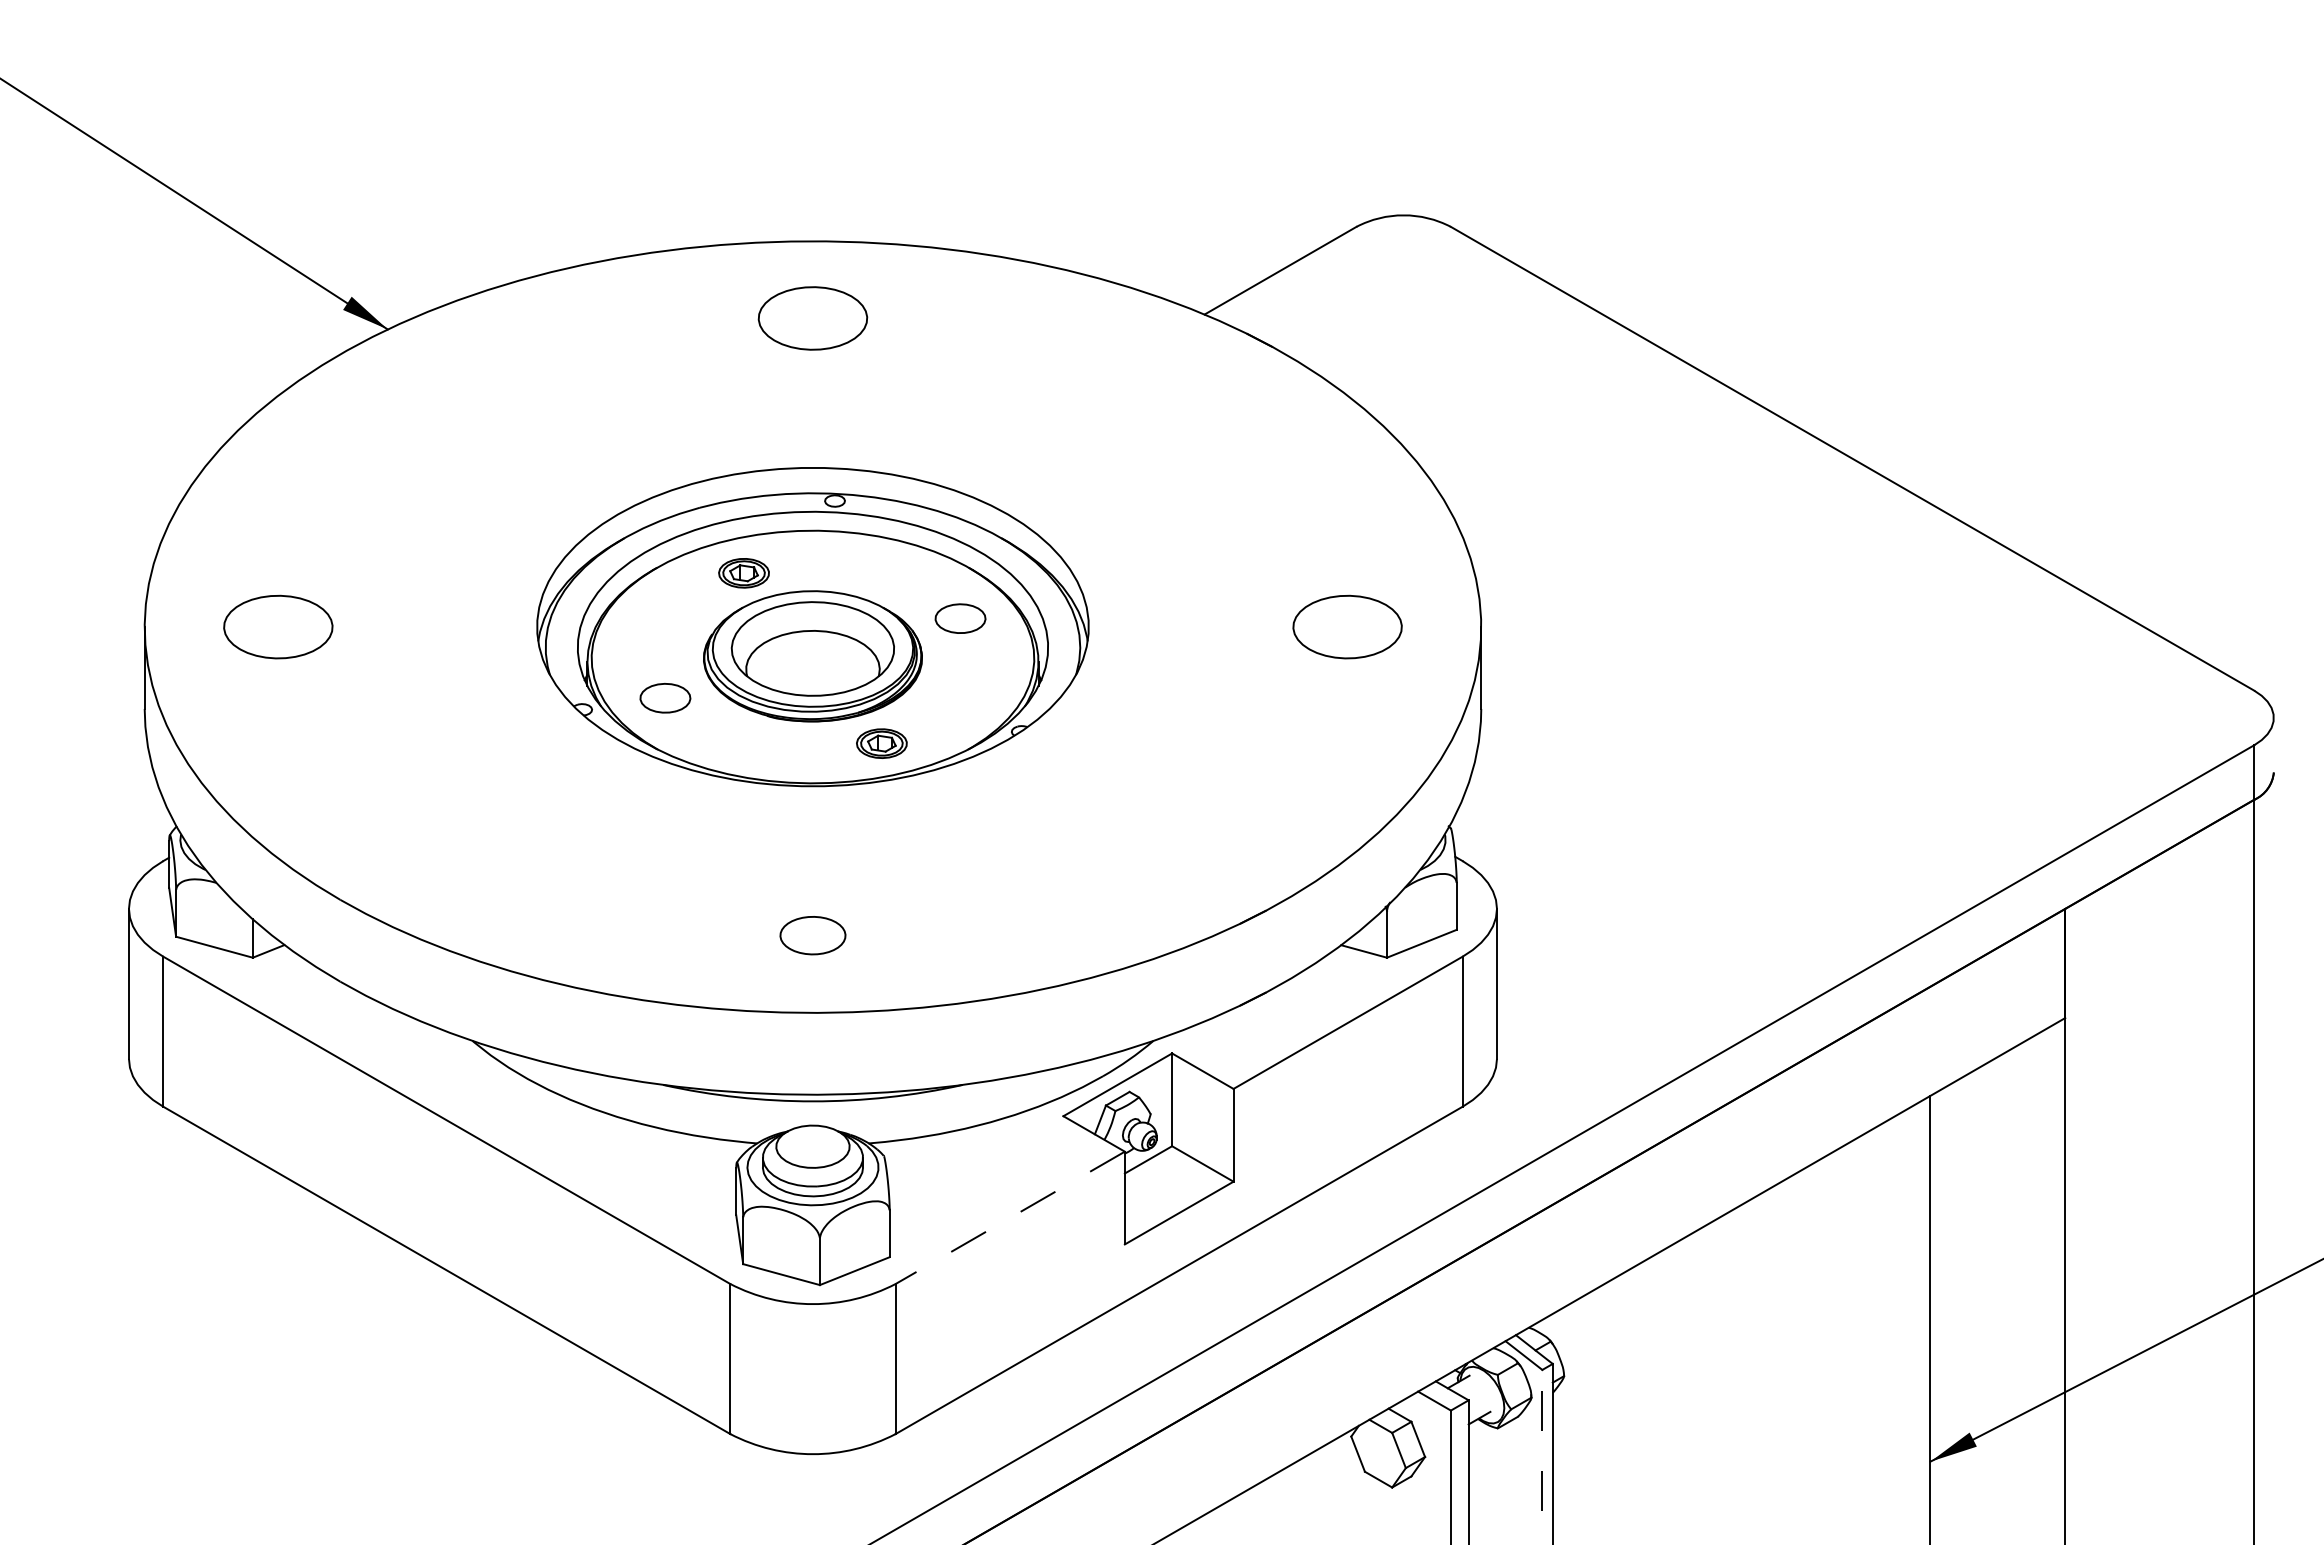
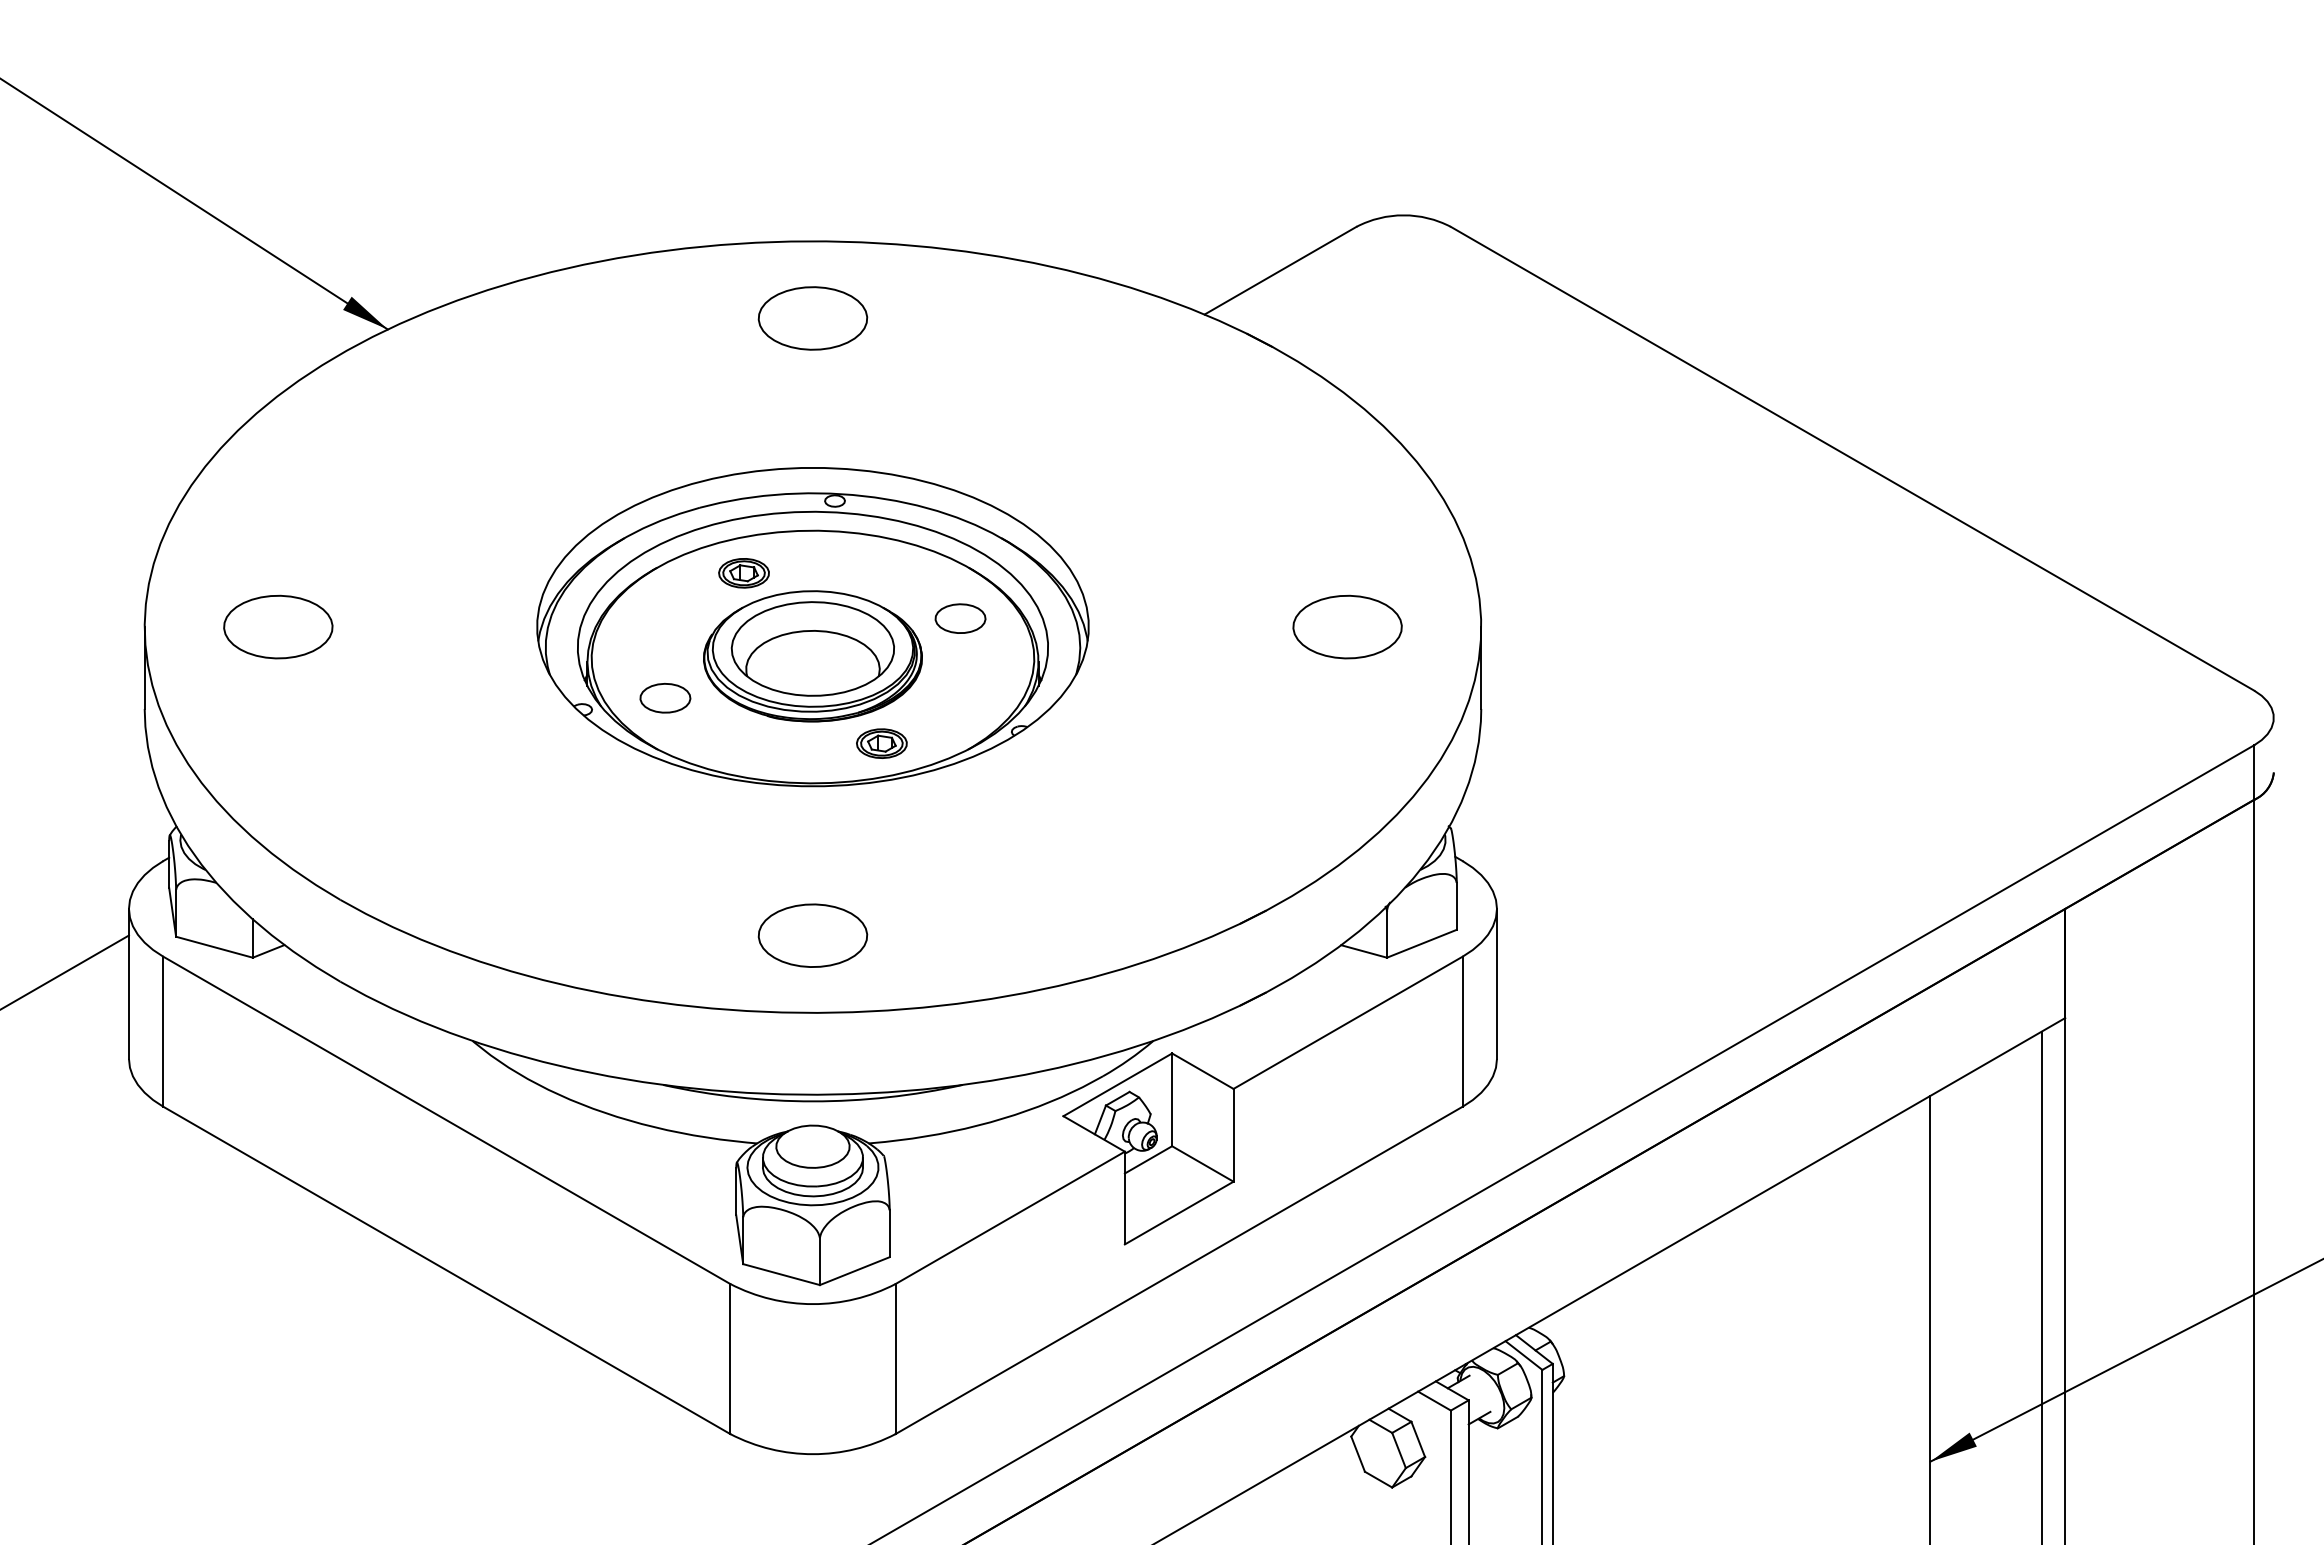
part size: 68x40 px -> 112x65 px (812, 935)
line: none -> present (65, 971)
line: dashed -> solid (1009, 1218)
line: none -> present (2041, 1286)
line: dashed -> solid (1542, 1456)
